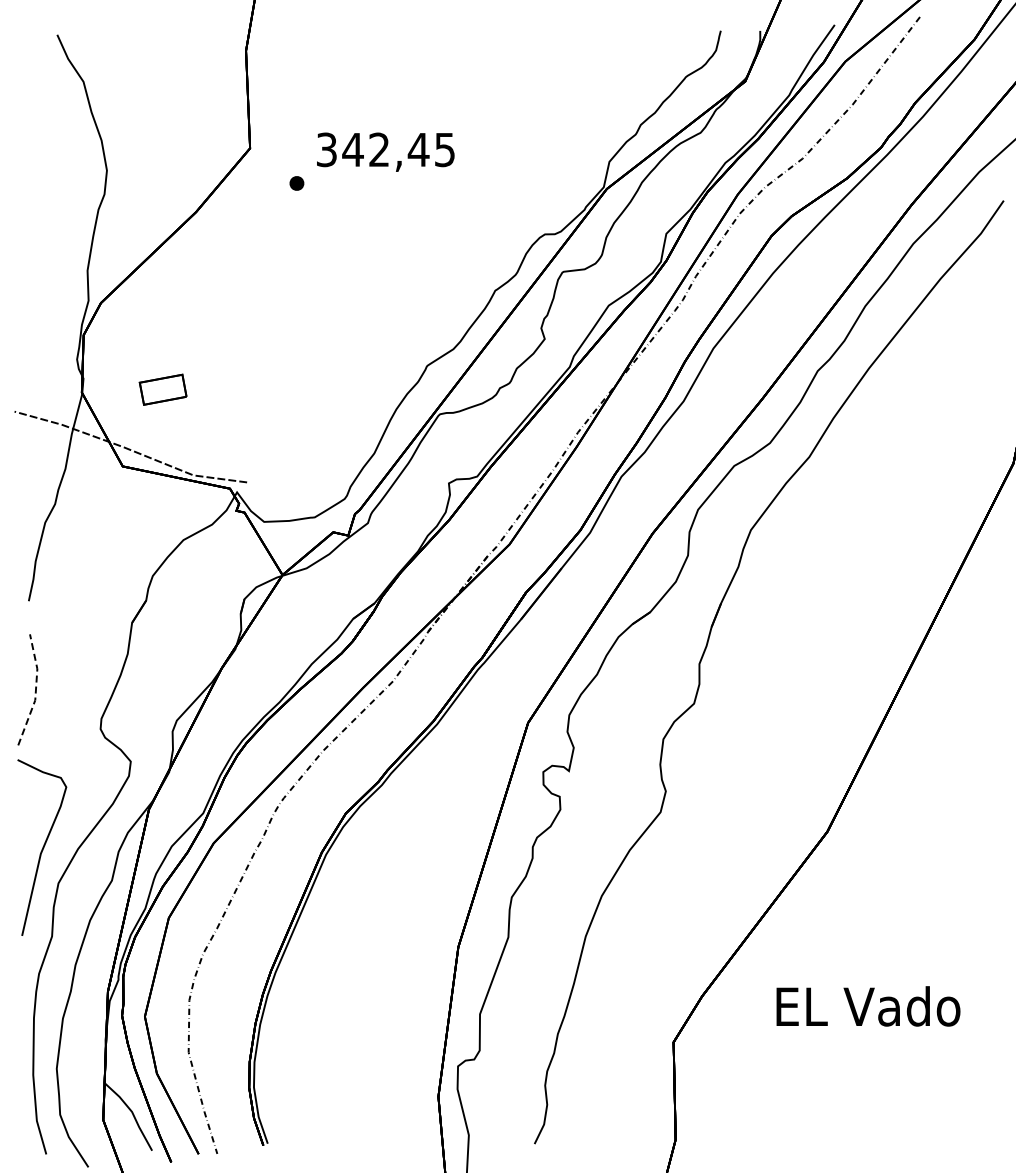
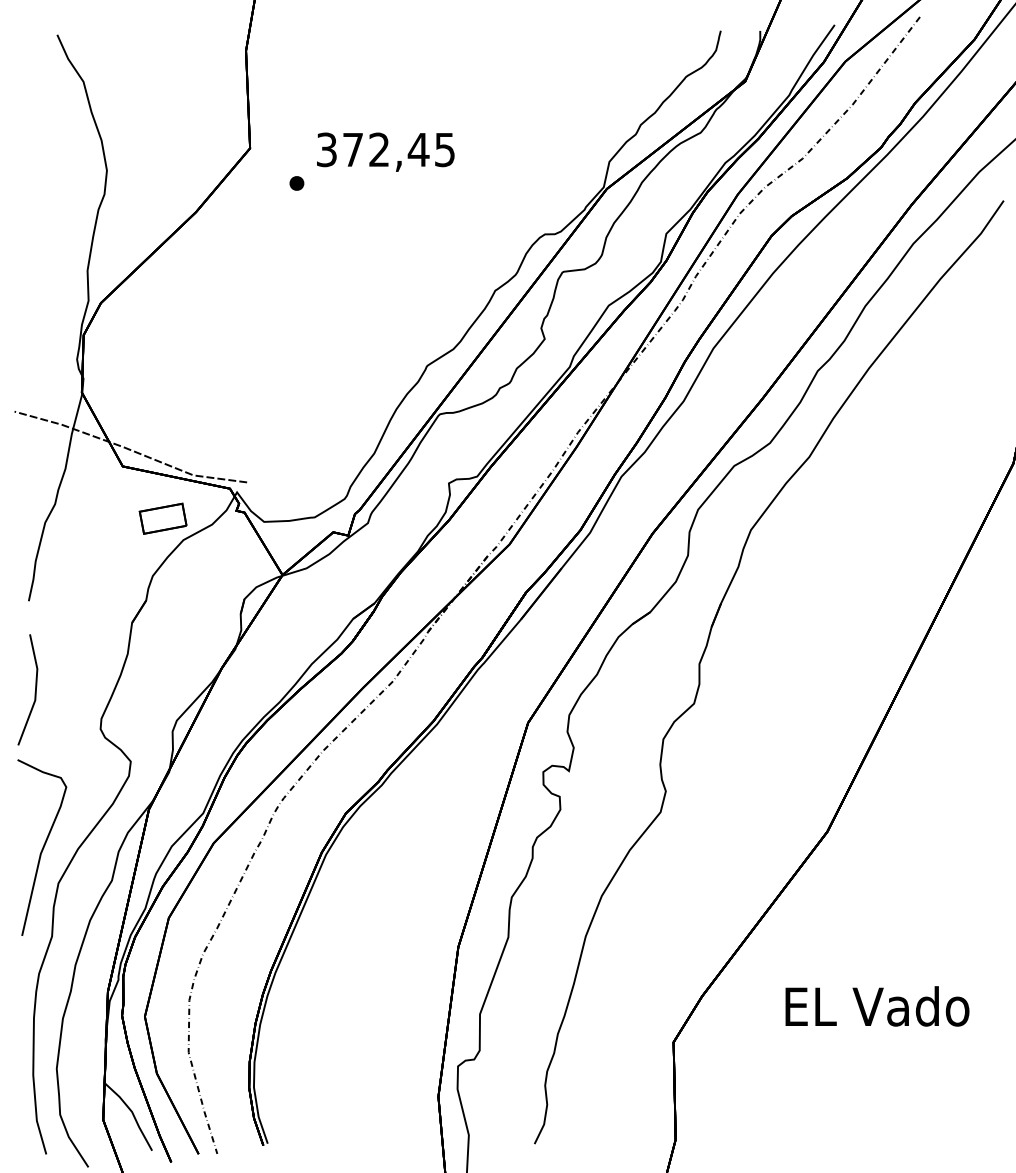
text: 342,45 -> 372,45 (352, 149)
part position: (162, 389) -> (162, 518) (162, 518)
line: dashed -> solid (35, 690)
text position: (868, 1006) -> (877, 1006) (877, 1006)
